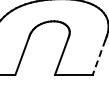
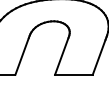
line: dashed -> solid (99, 57)
